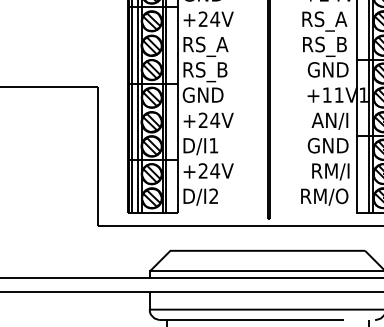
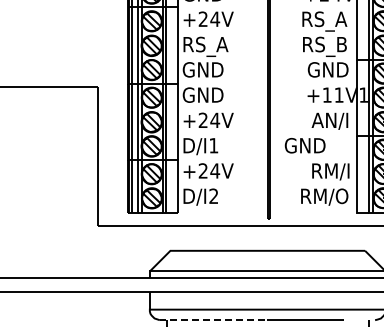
text: RS_B -> GND (204, 72)
text position: (327, 145) -> (304, 145) (304, 145)
line: solid -> dashed (212, 320)
